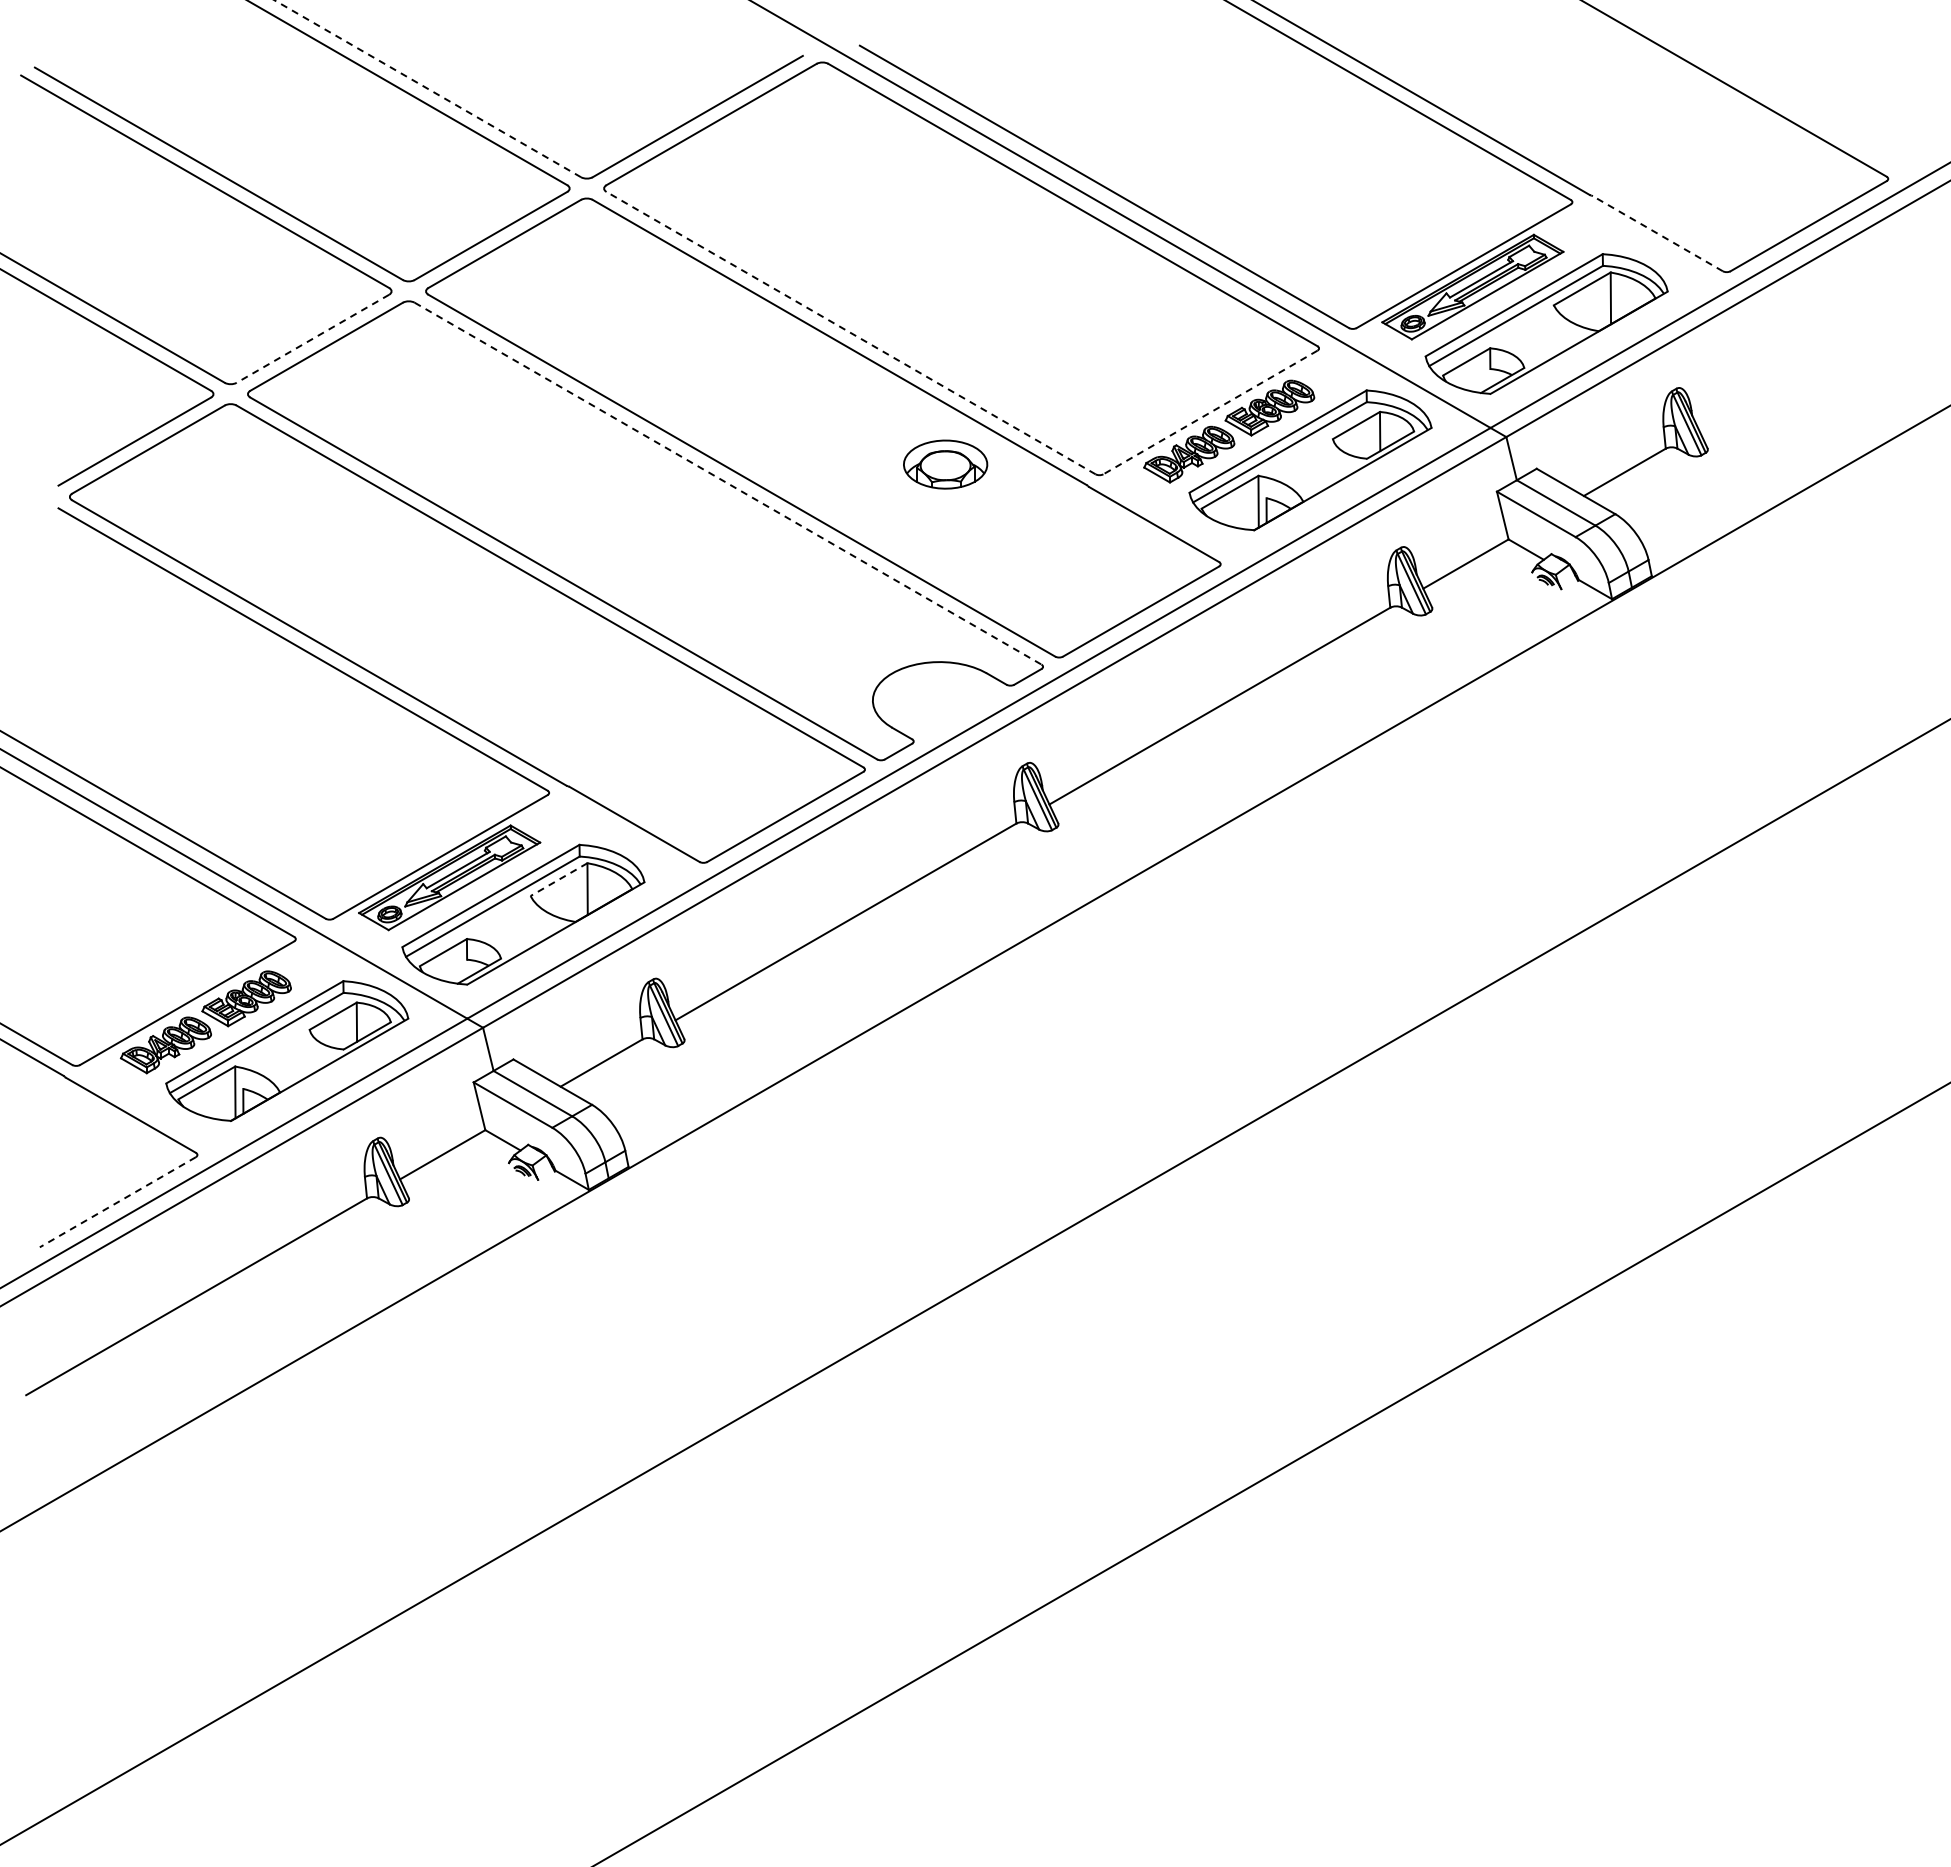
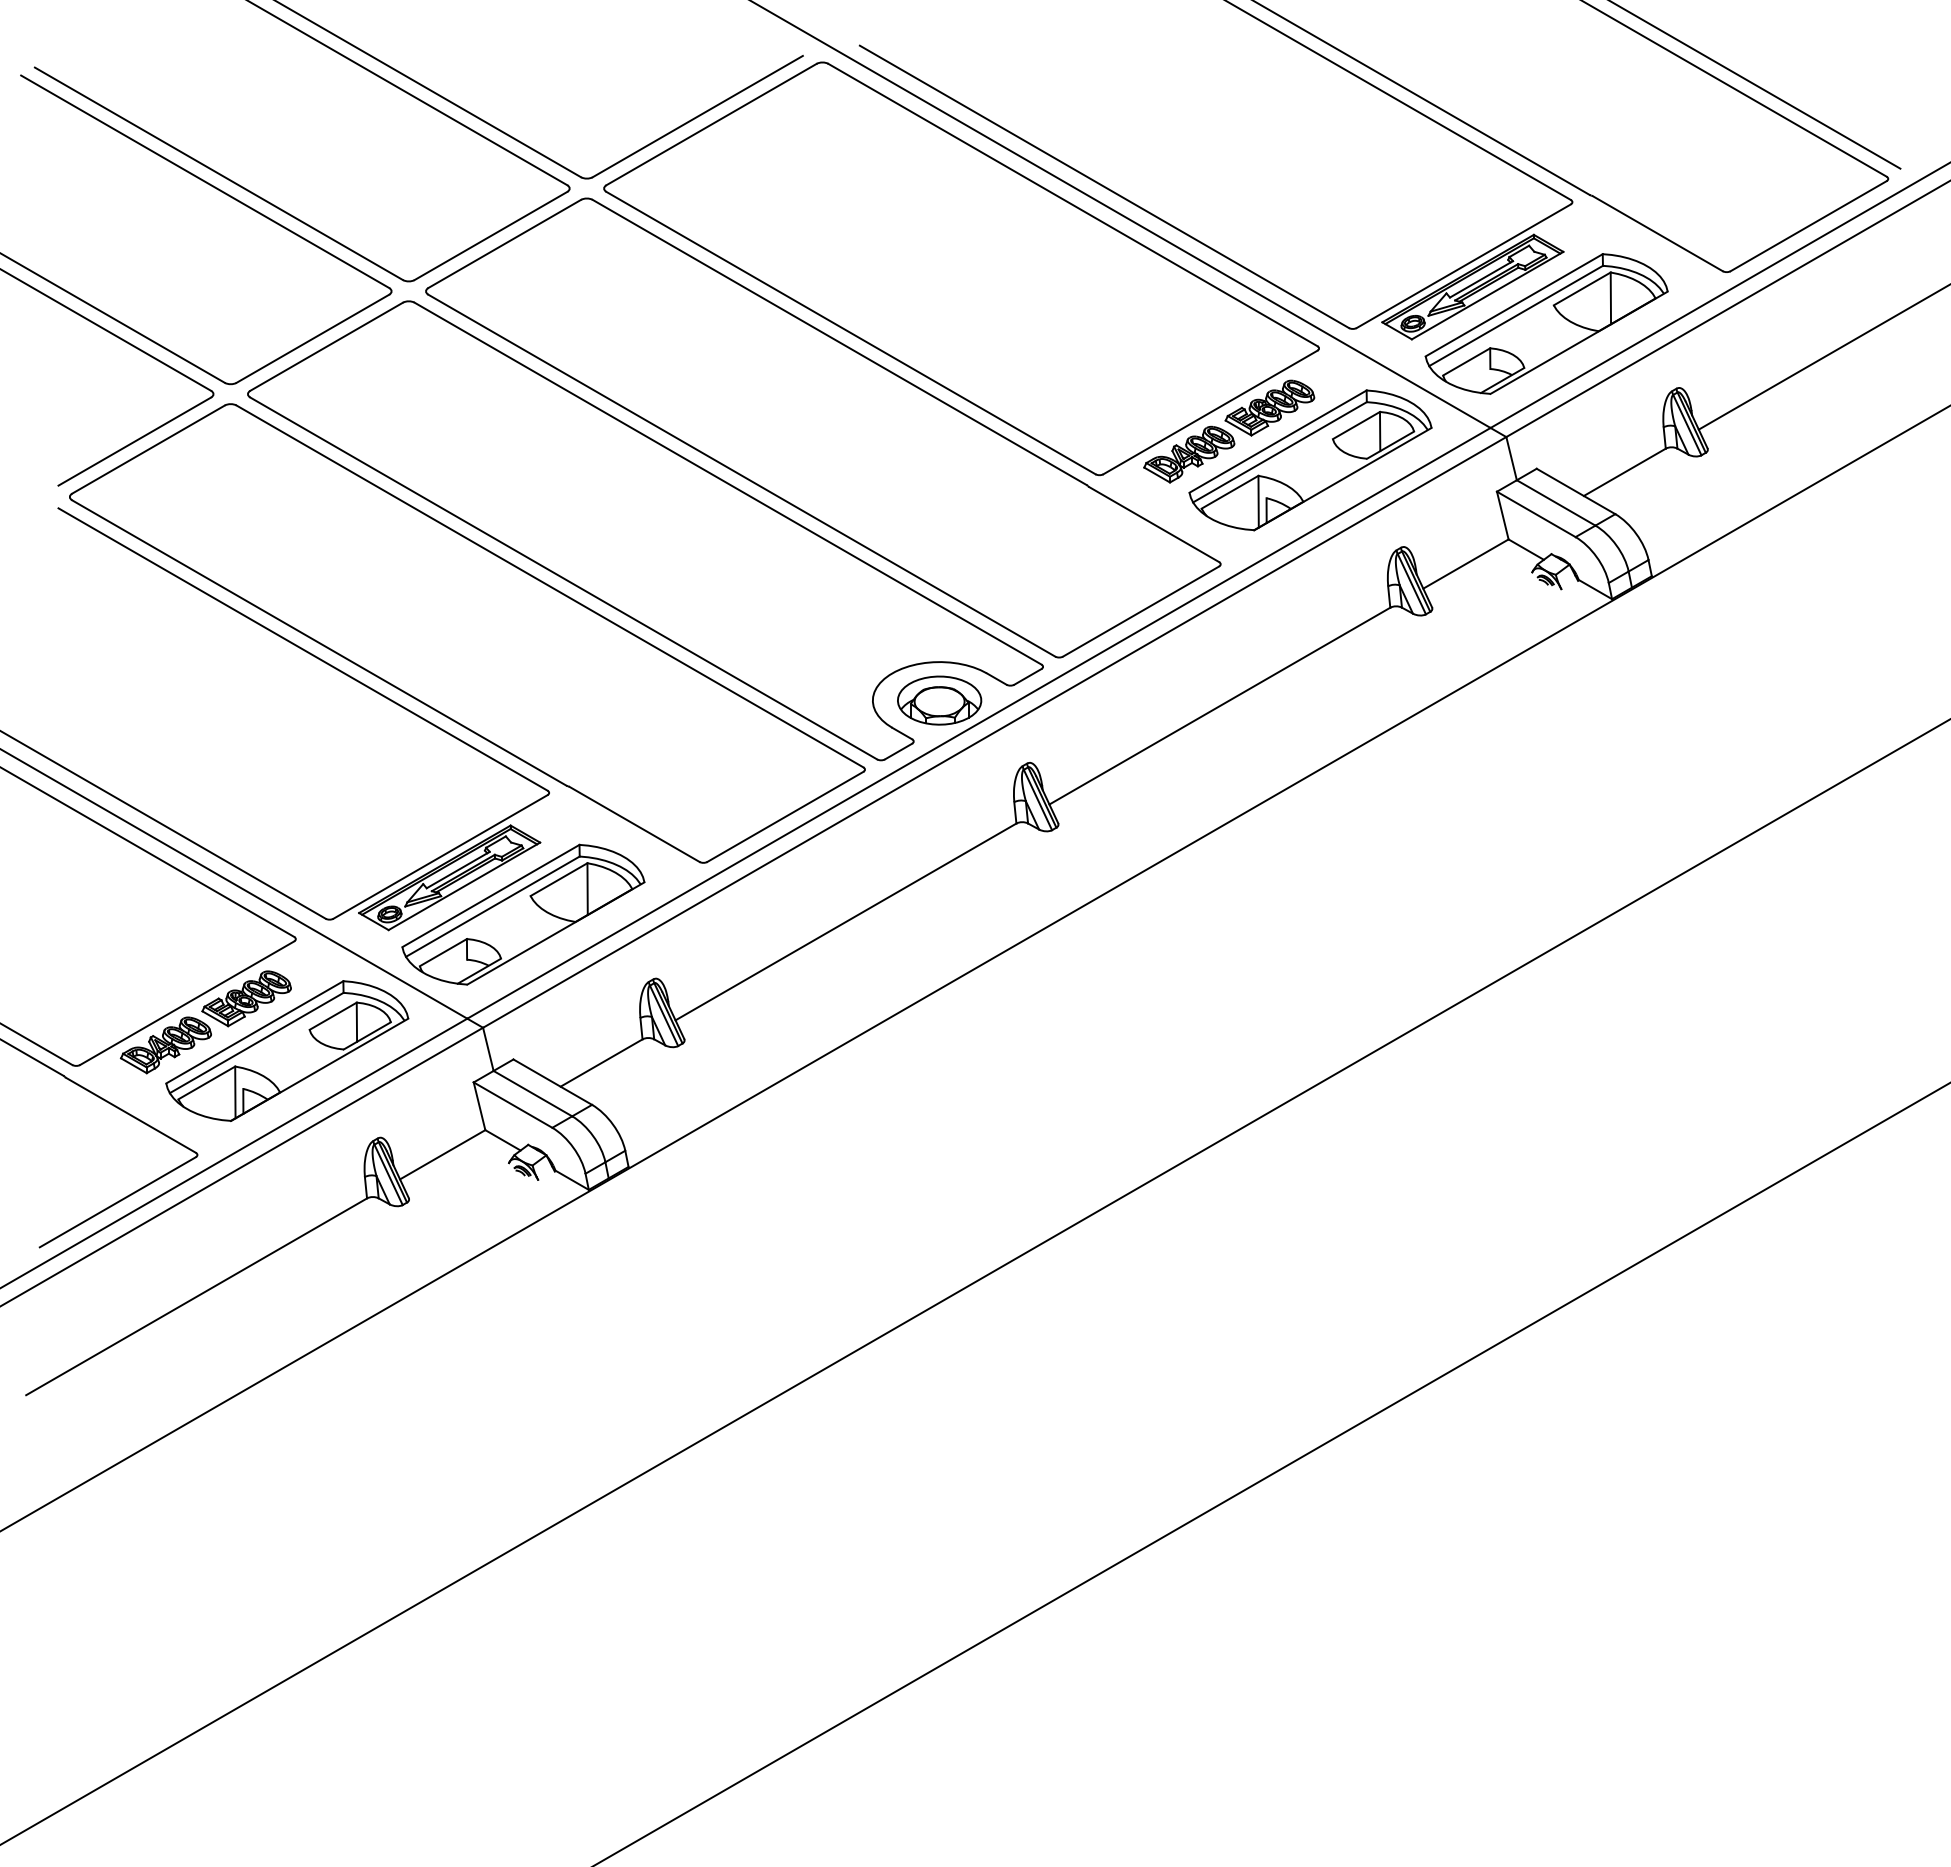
line: none -> present (1755, 85)
line: dashed -> solid (427, 88)
line: dashed -> solid (1657, 233)
line: dashed -> solid (850, 332)
line: dashed -> solid (312, 339)
line: none -> present (1822, 357)
line: dashed -> solid (1210, 412)
part position: (945, 464) -> (939, 700) (939, 700)
line: dashed -> solid (728, 483)
line: dashed -> solid (559, 879)
line: dashed -> solid (117, 1202)
